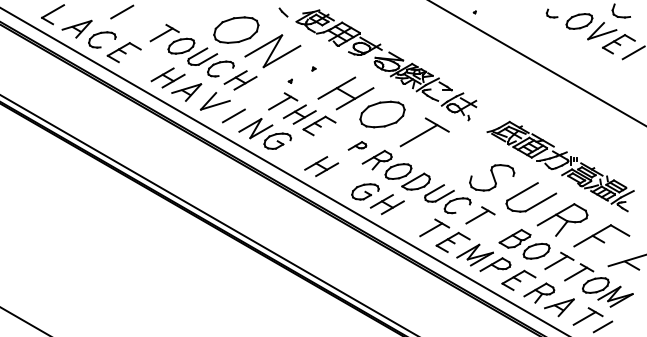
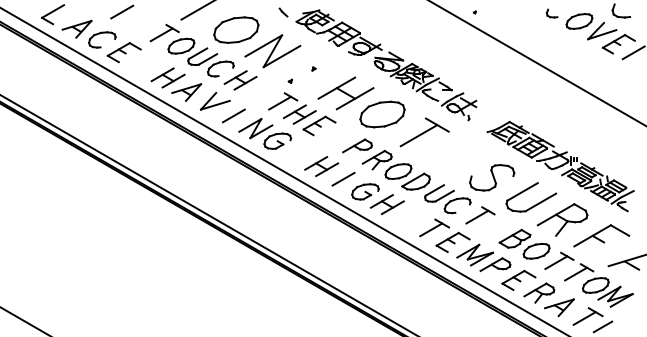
line: none -> present (196, 10)
part size: 21x10 px -> 31x16 px (357, 145)
line: none -> present (343, 178)
